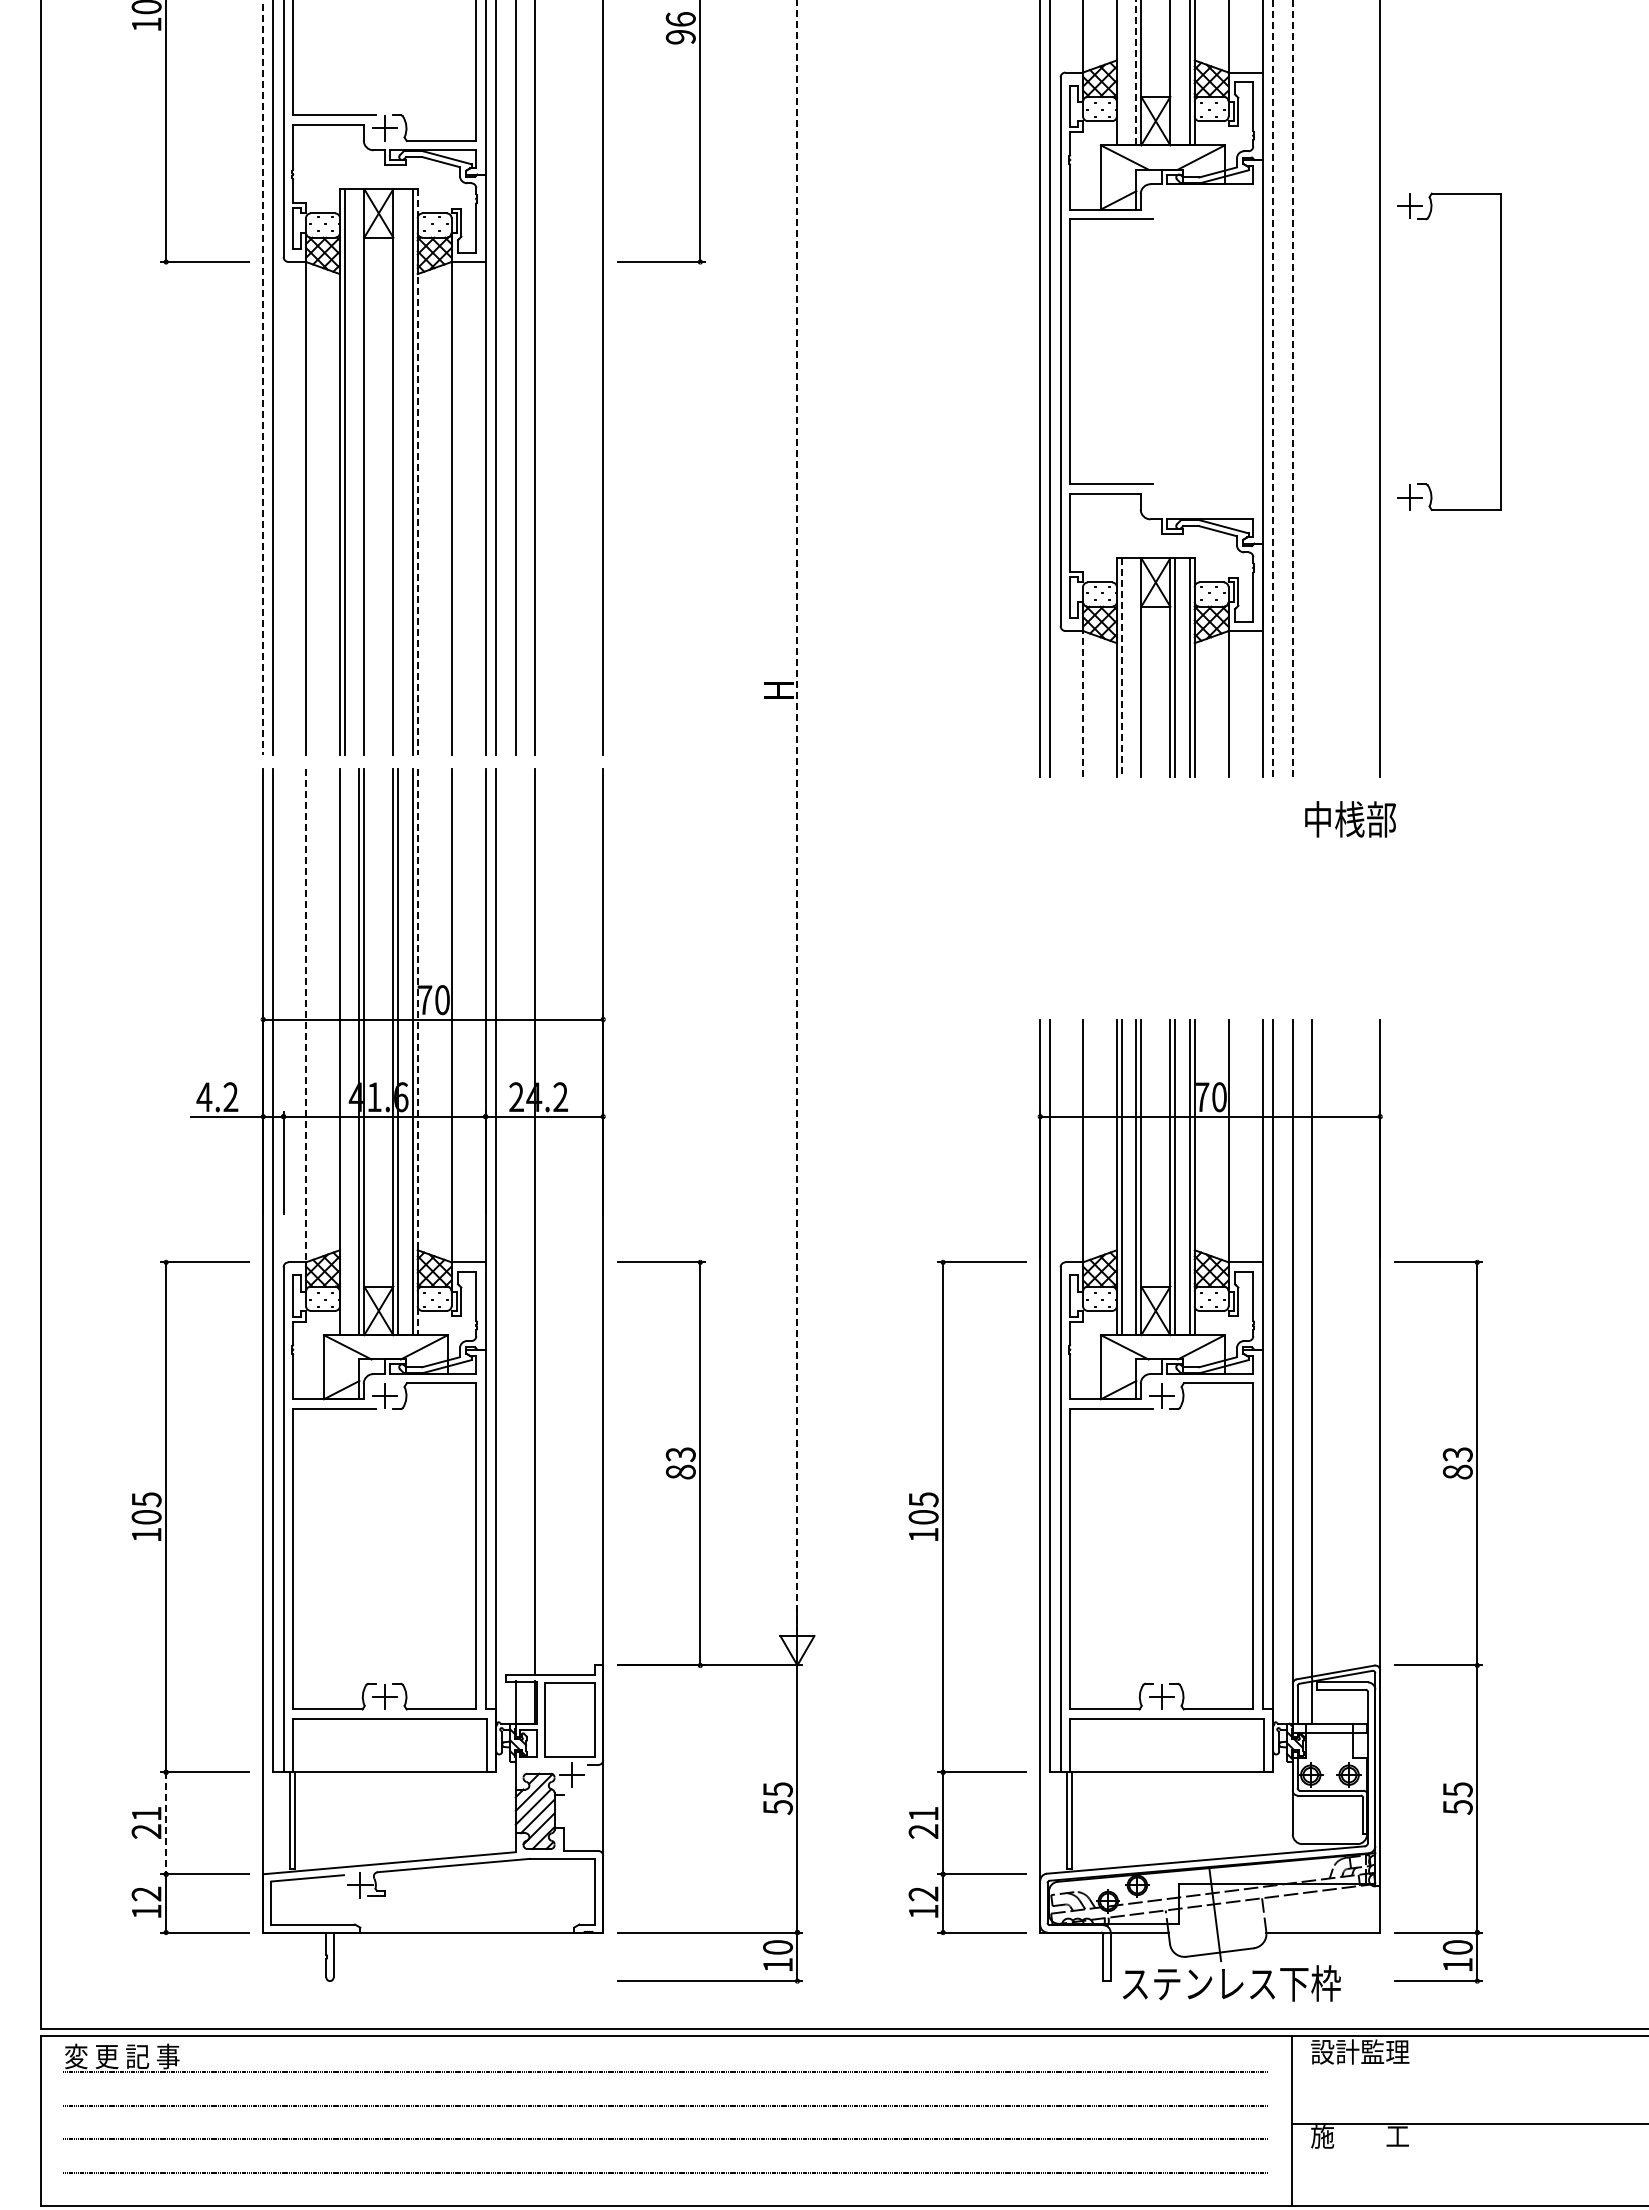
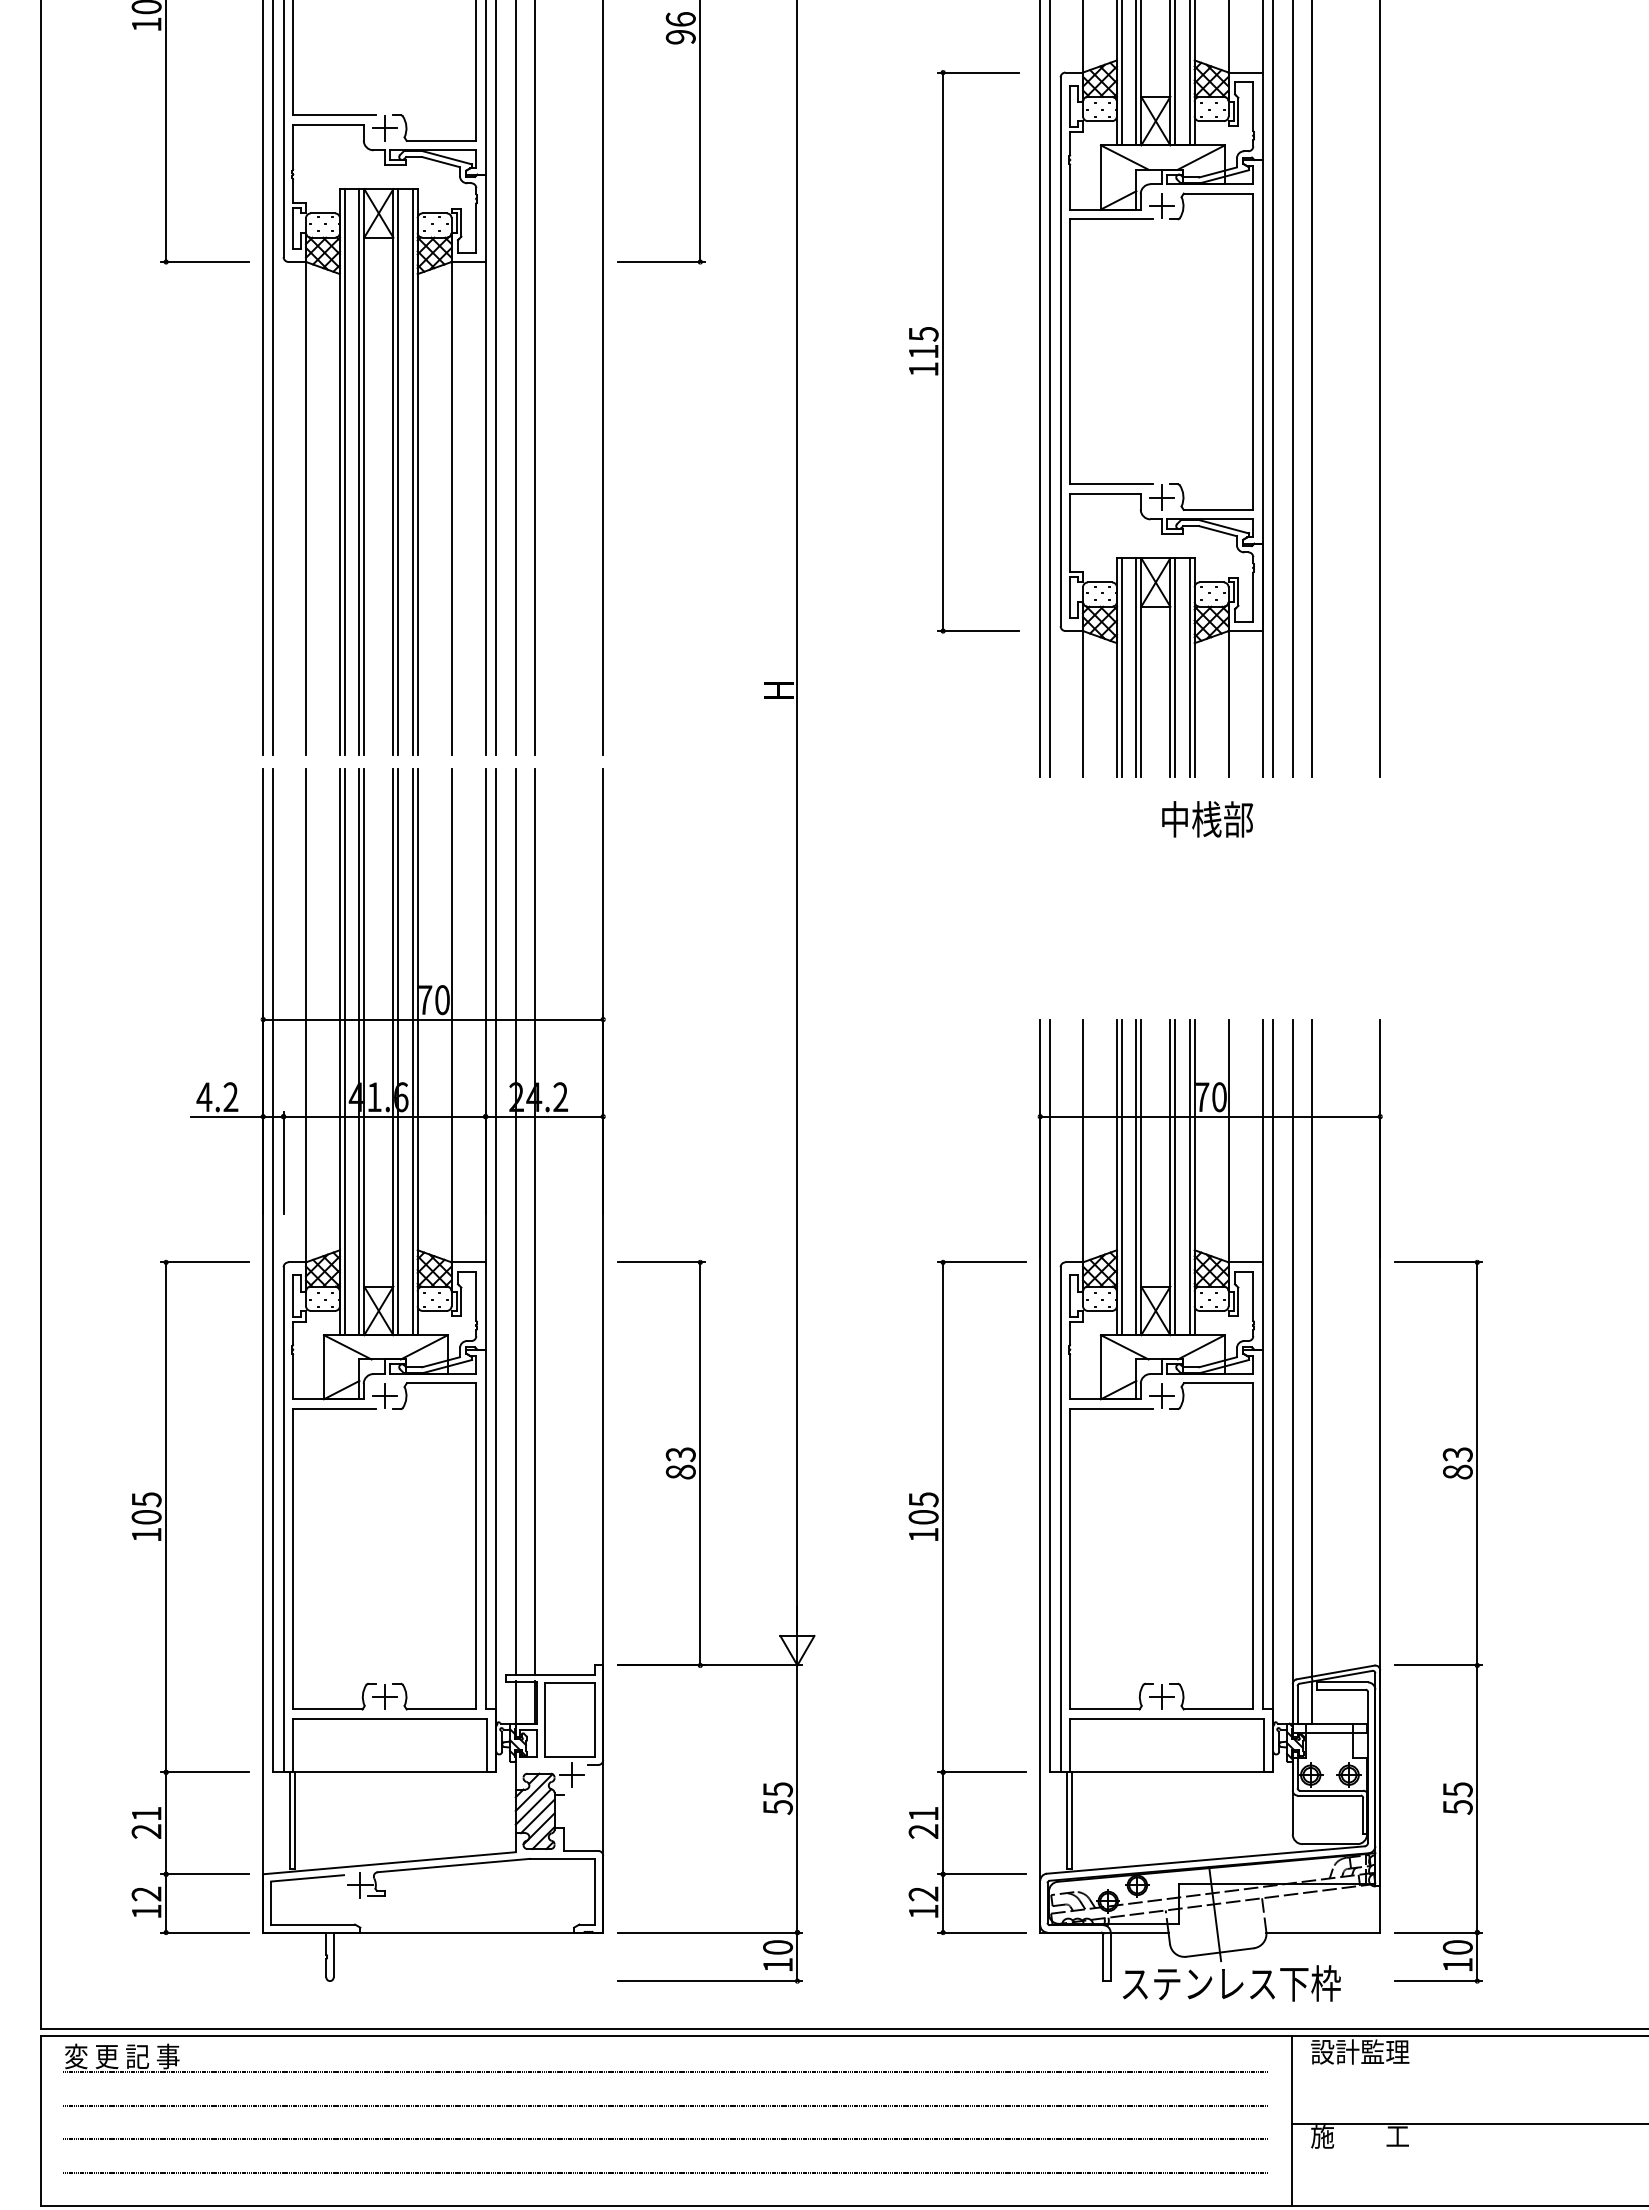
line: dashed -> solid (1136, 72)
line: none -> present (1121, 73)
line: none -> present (1175, 73)
part: none -> present (943, 351)
part position: (1500, 351) -> (1252, 351) (1252, 351)
line: dashed -> solid (263, 377)
line: dashed -> solid (1273, 388)
line: dashed -> solid (1292, 388)
line: none -> present (1311, 389)
line: none -> present (359, 471)
line: none -> present (398, 471)
line: dashed -> solid (417, 472)
line: dashed -> solid (1121, 667)
line: none -> present (1136, 667)
line: dashed -> solid (1082, 702)
line: dashed -> solid (797, 816)
text position: (1350, 819) -> (1207, 819) (1207, 819)
line: dashed -> solid (305, 1016)
line: none -> present (344, 1052)
line: dashed -> solid (417, 1052)
line: none -> present (515, 1222)
line: dashed -> solid (166, 1823)
